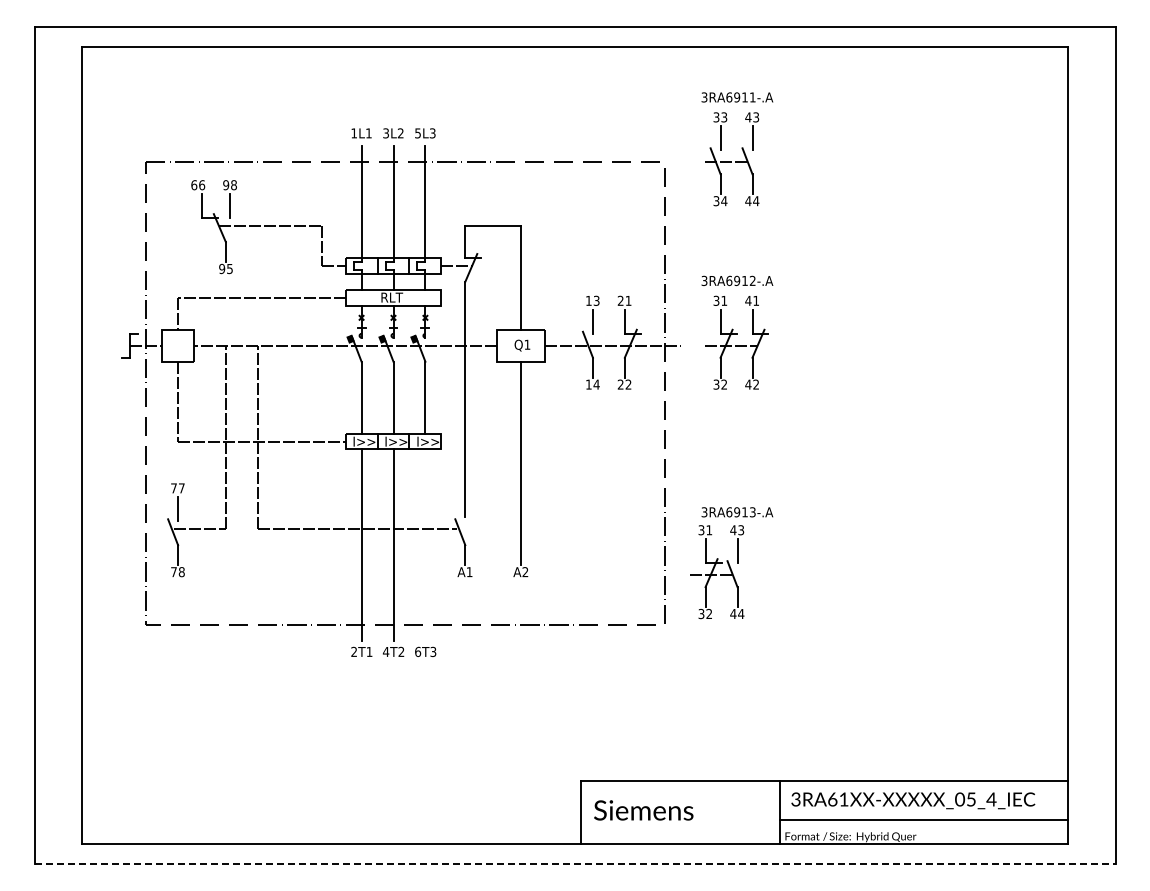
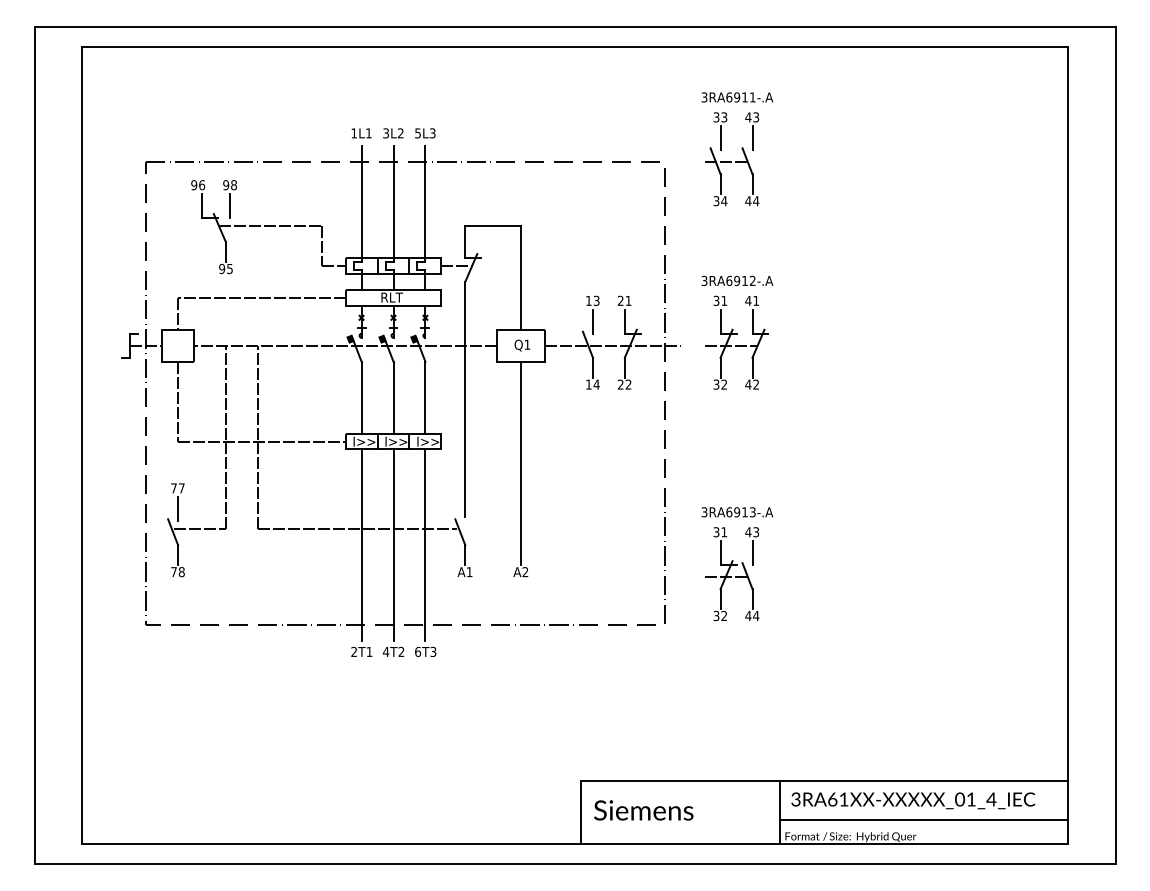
text: 66 -> 96 (194, 185)
line: none -> present (425, 544)
part position: (717, 572) -> (732, 574) (732, 574)
text: 3RA61XX-XXXXX_05_4_IEC -> 3RA61XX-XXXXX_01_4_IEC (971, 799)
line: dashed -> solid (575, 864)
